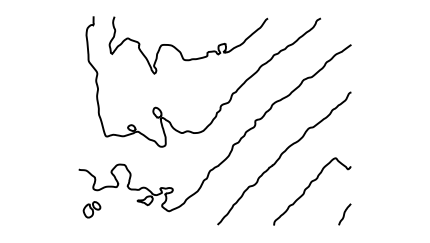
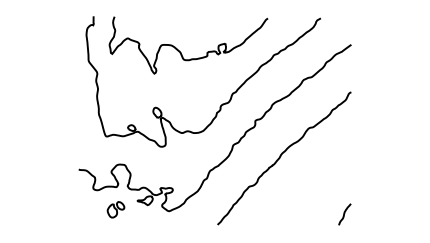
curve: present -> none (309, 187)
part position: (91, 209) -> (115, 209) (115, 209)
